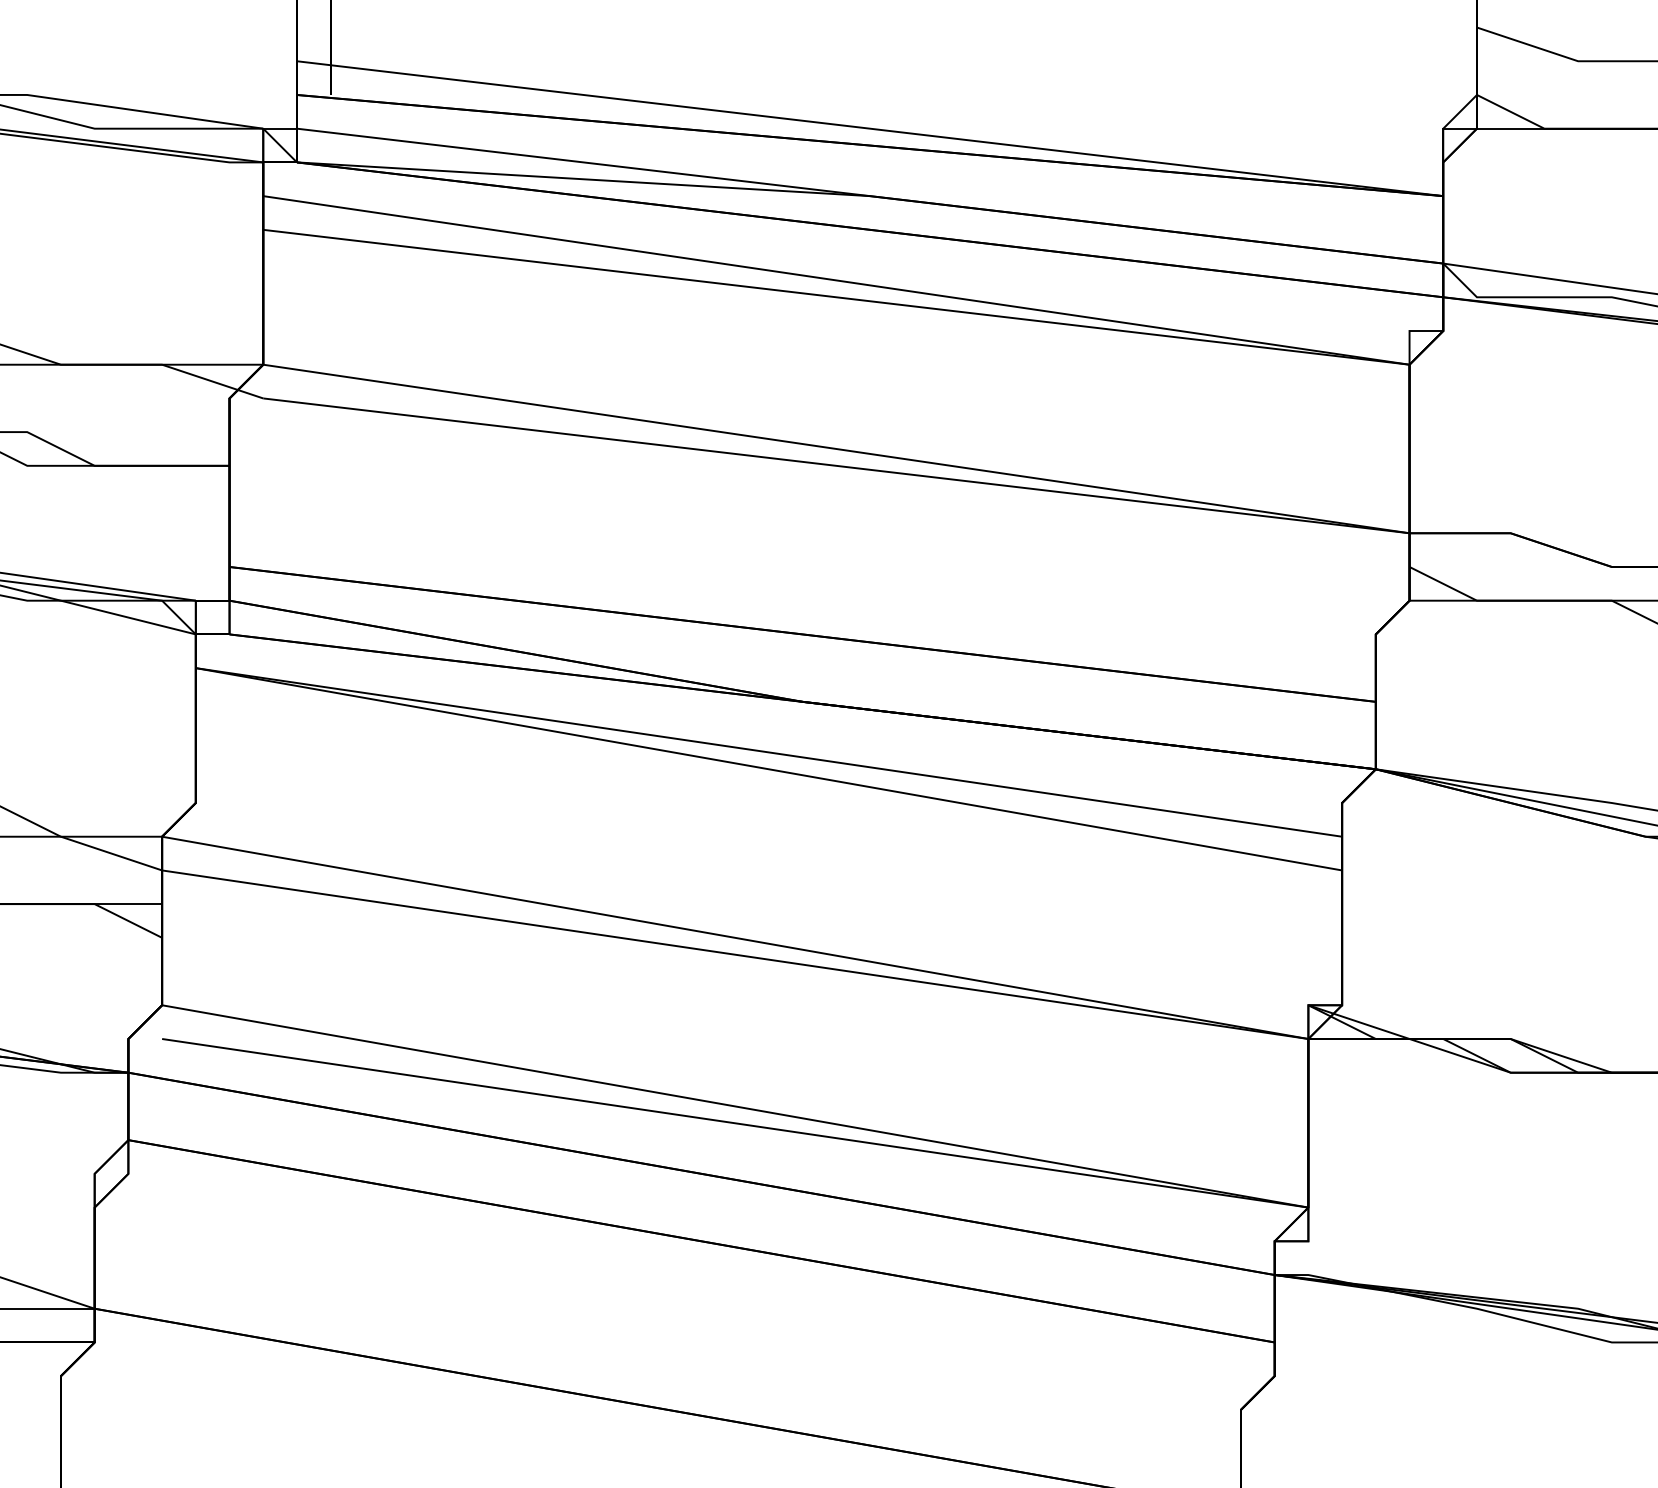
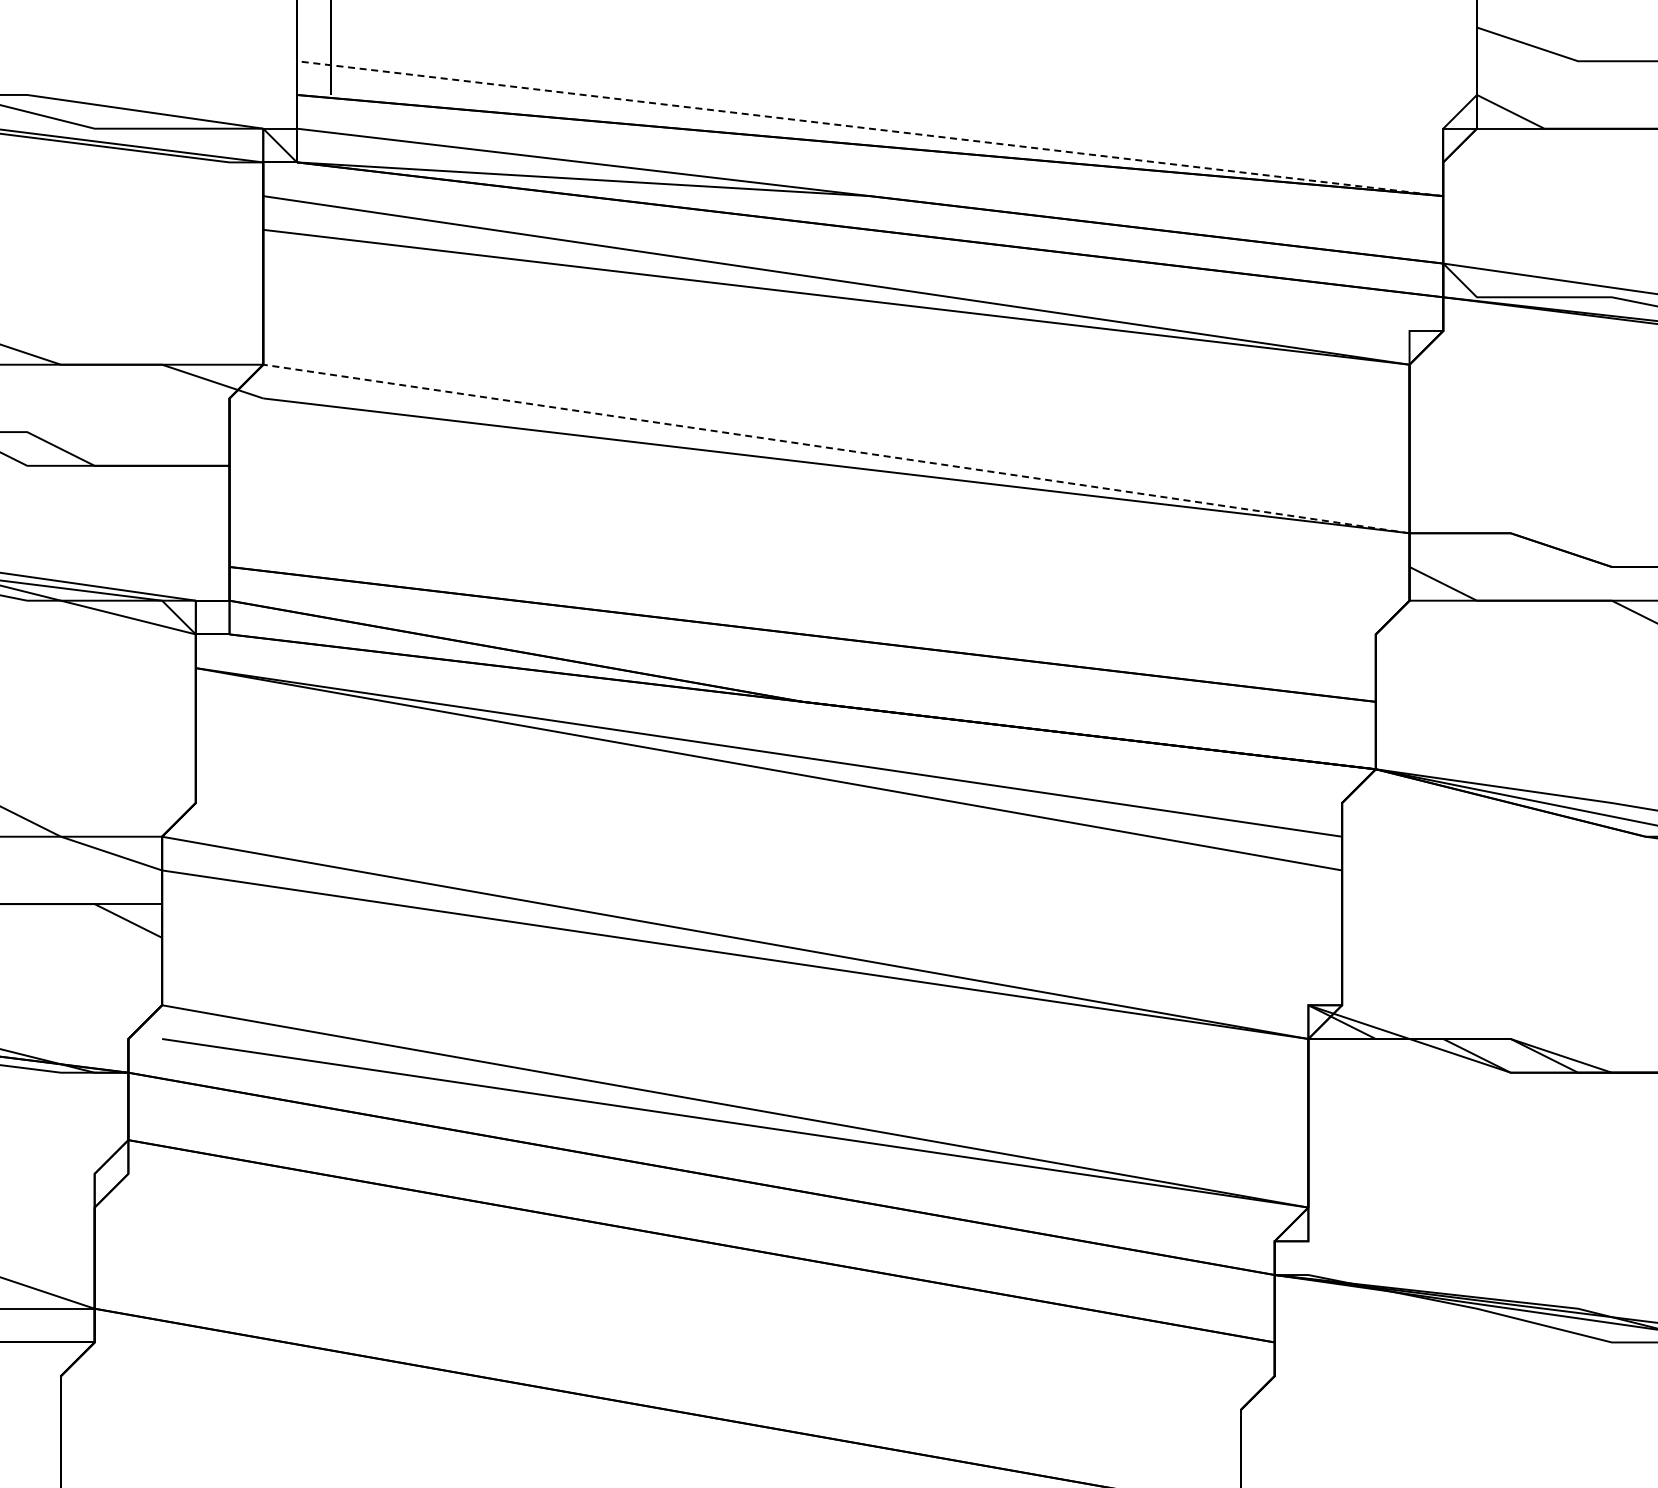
line: solid -> dashed (869, 128)
line: solid -> dashed (835, 448)
